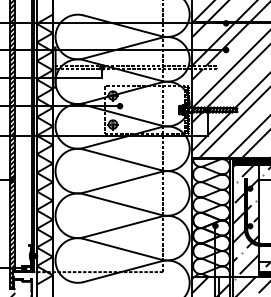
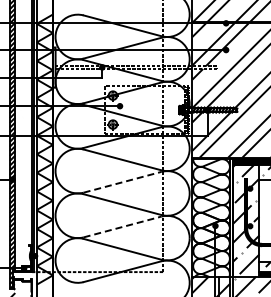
line: solid -> dashed (123, 182)
line: solid -> dashed (123, 226)
